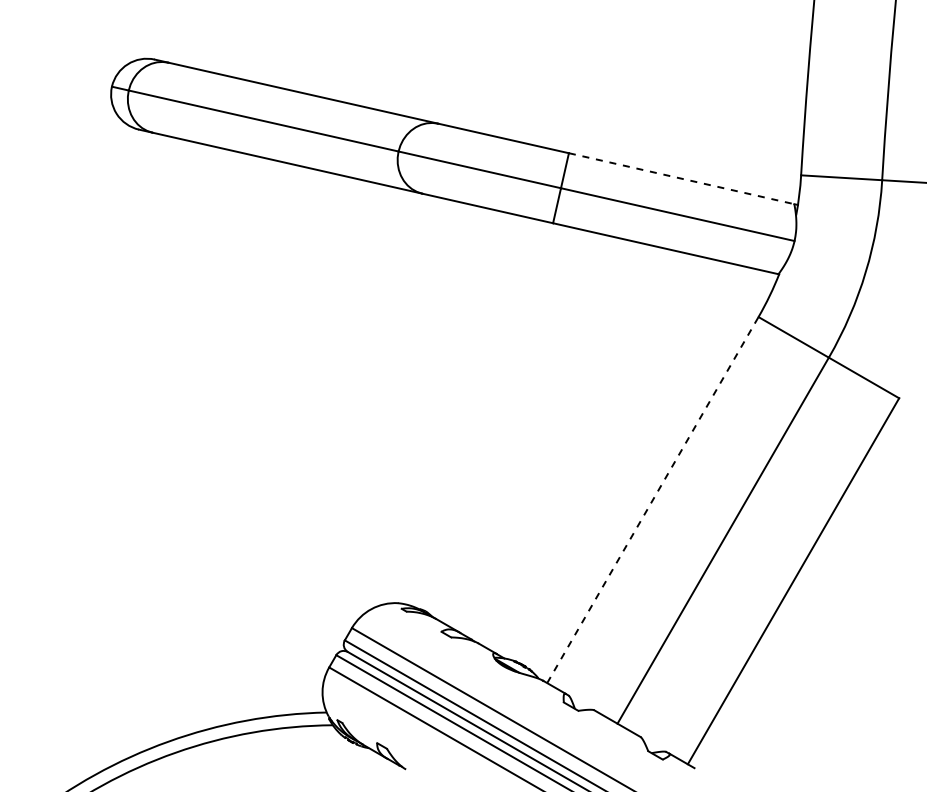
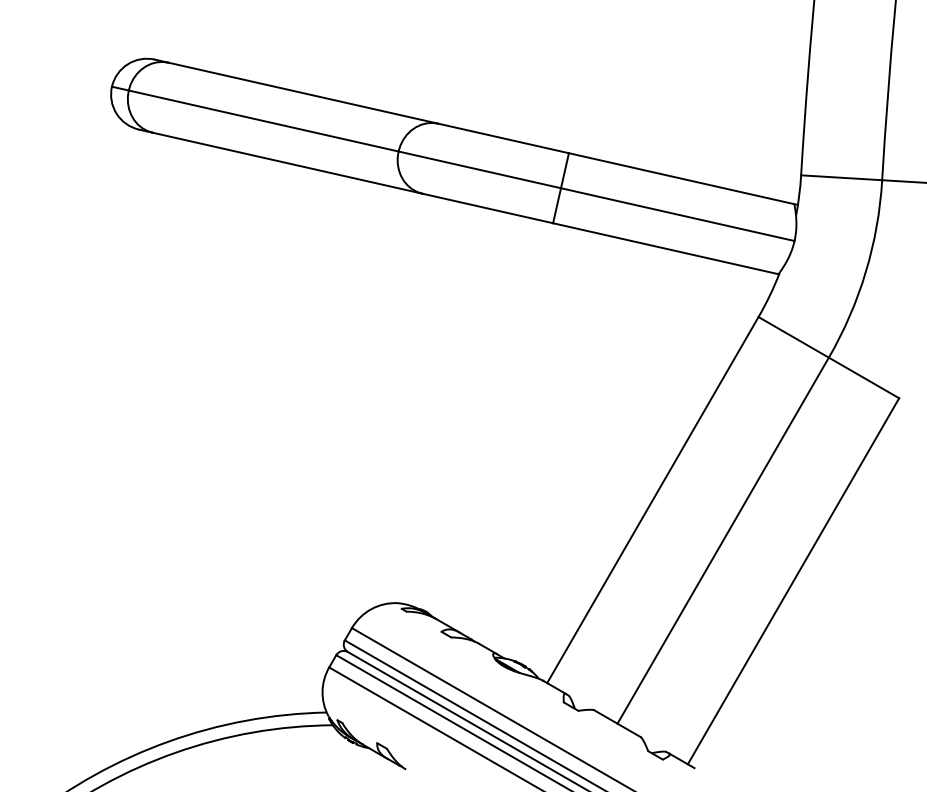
line: dashed -> solid (681, 178)
line: dashed -> solid (653, 499)
